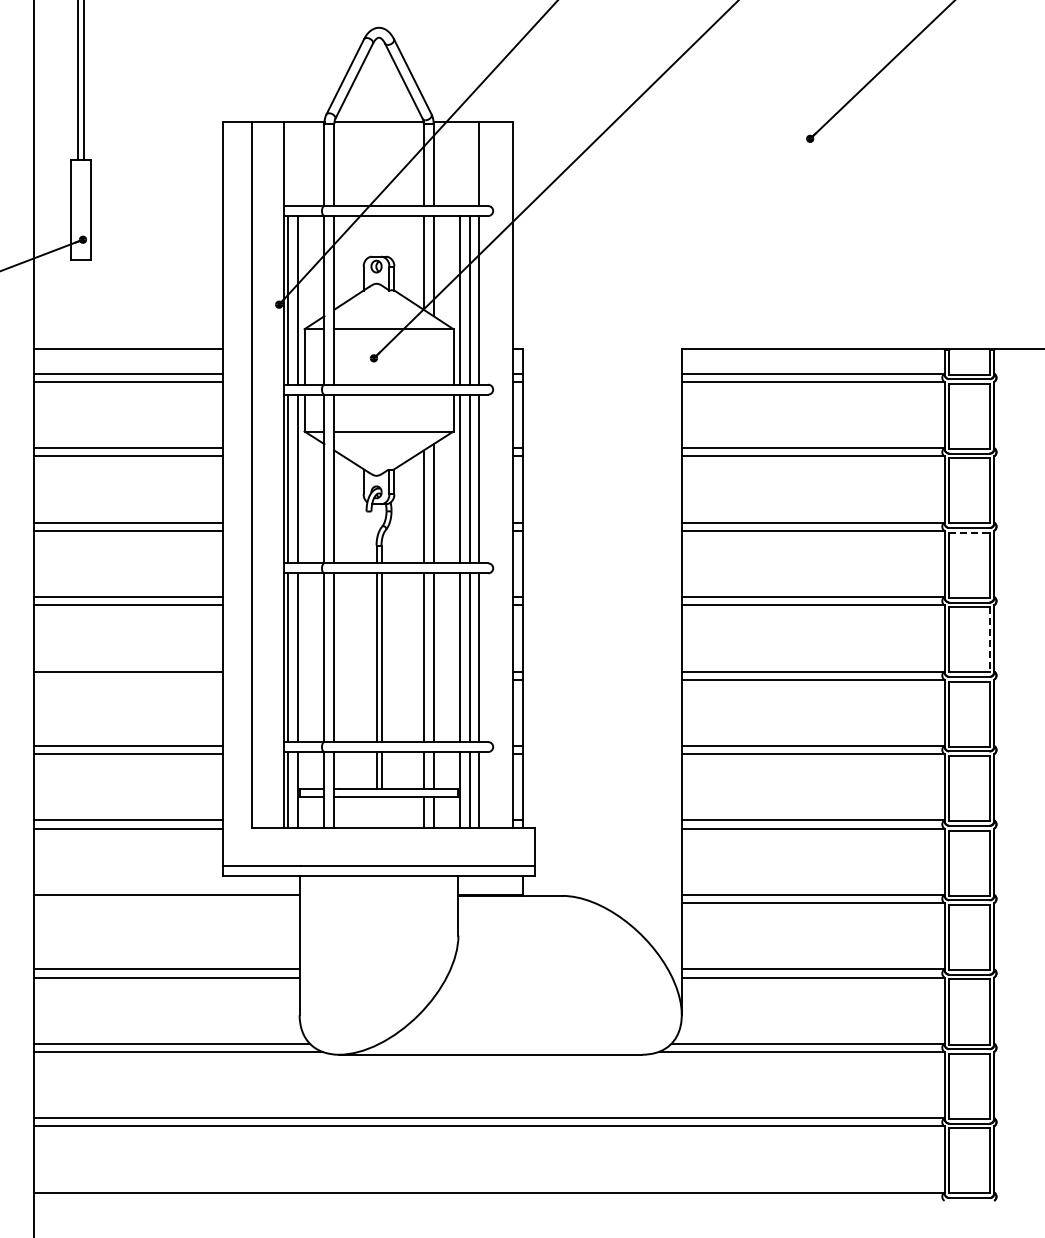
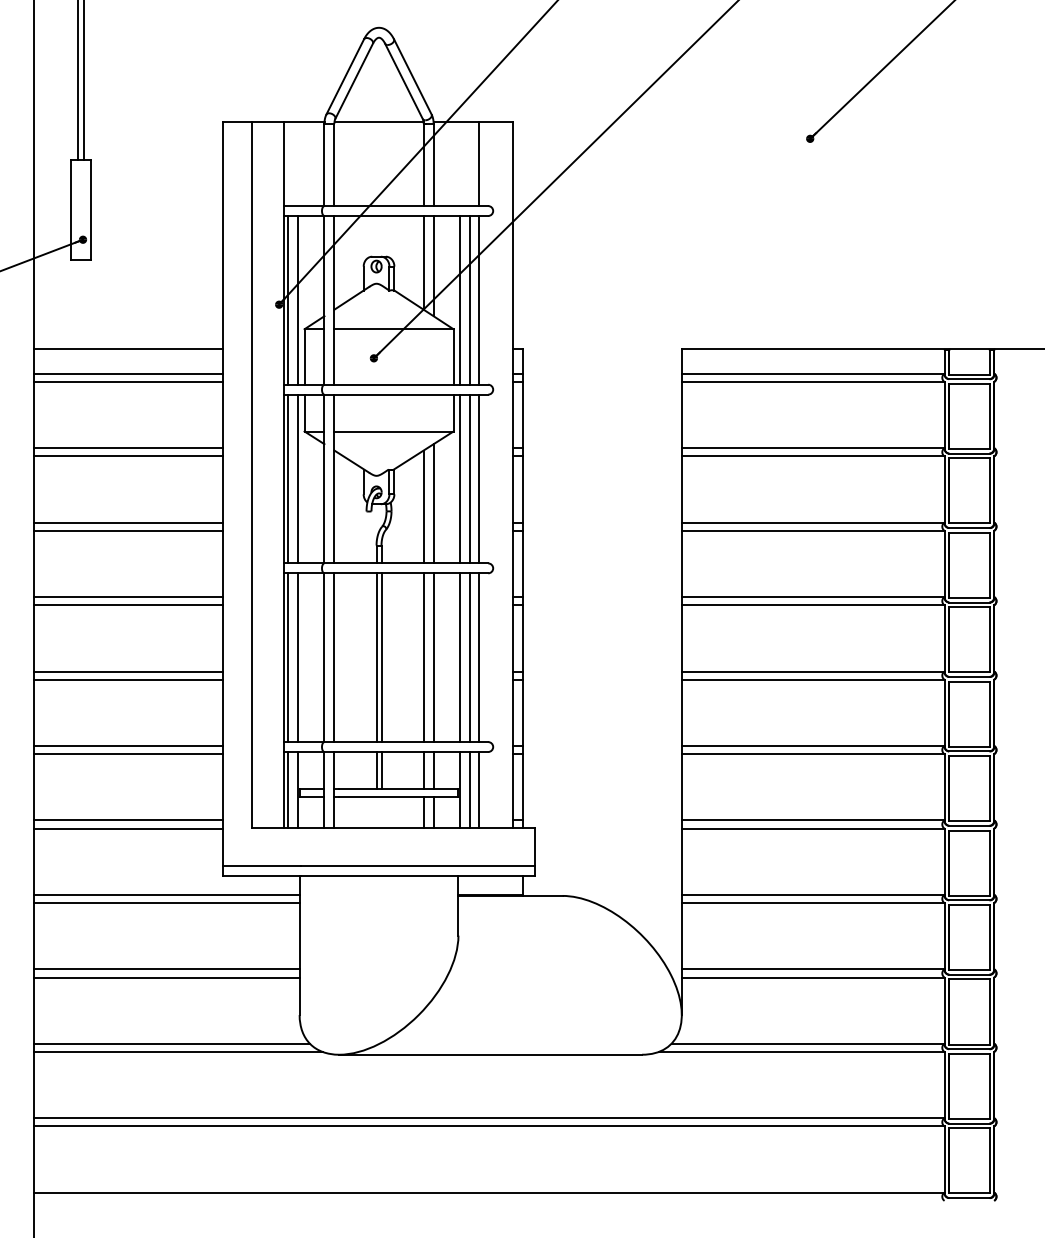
line: dashed -> solid (969, 532)
line: dashed -> solid (989, 639)
line: none -> present (128, 679)
line: none -> present (166, 903)
